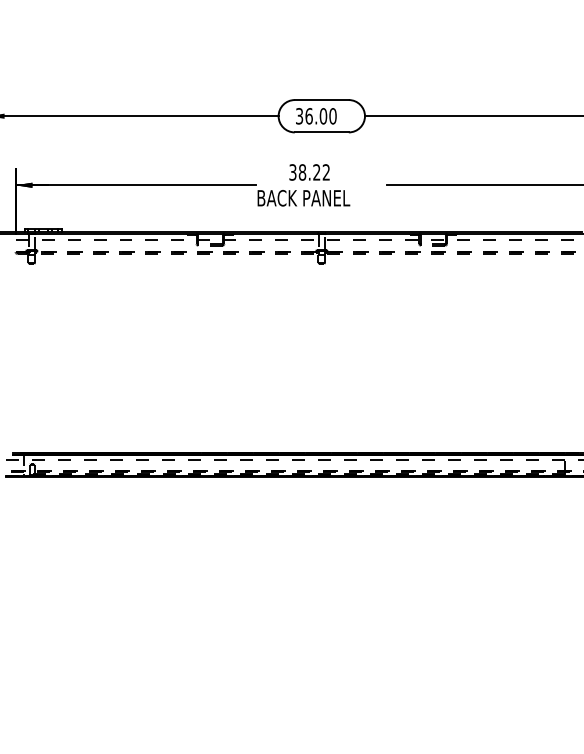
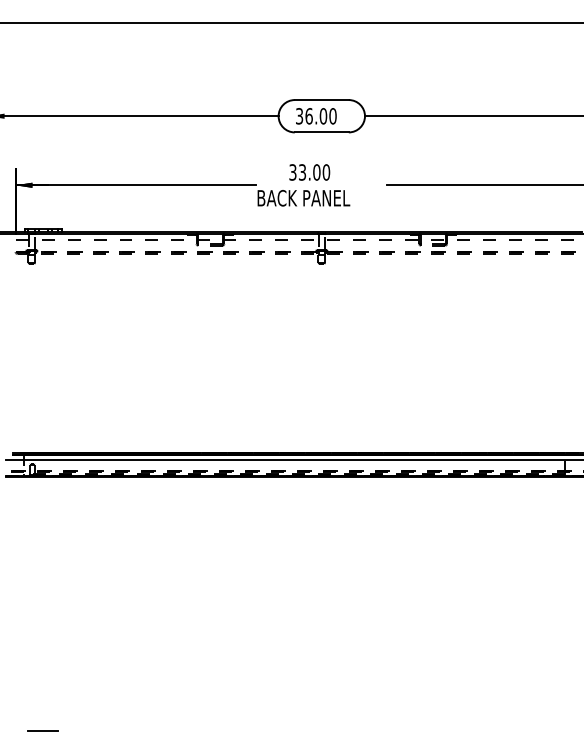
line: none -> present (291, 22)
text: 38.22 -> 33.00 (314, 172)
line: dashed -> solid (295, 459)
line: none -> present (43, 731)
